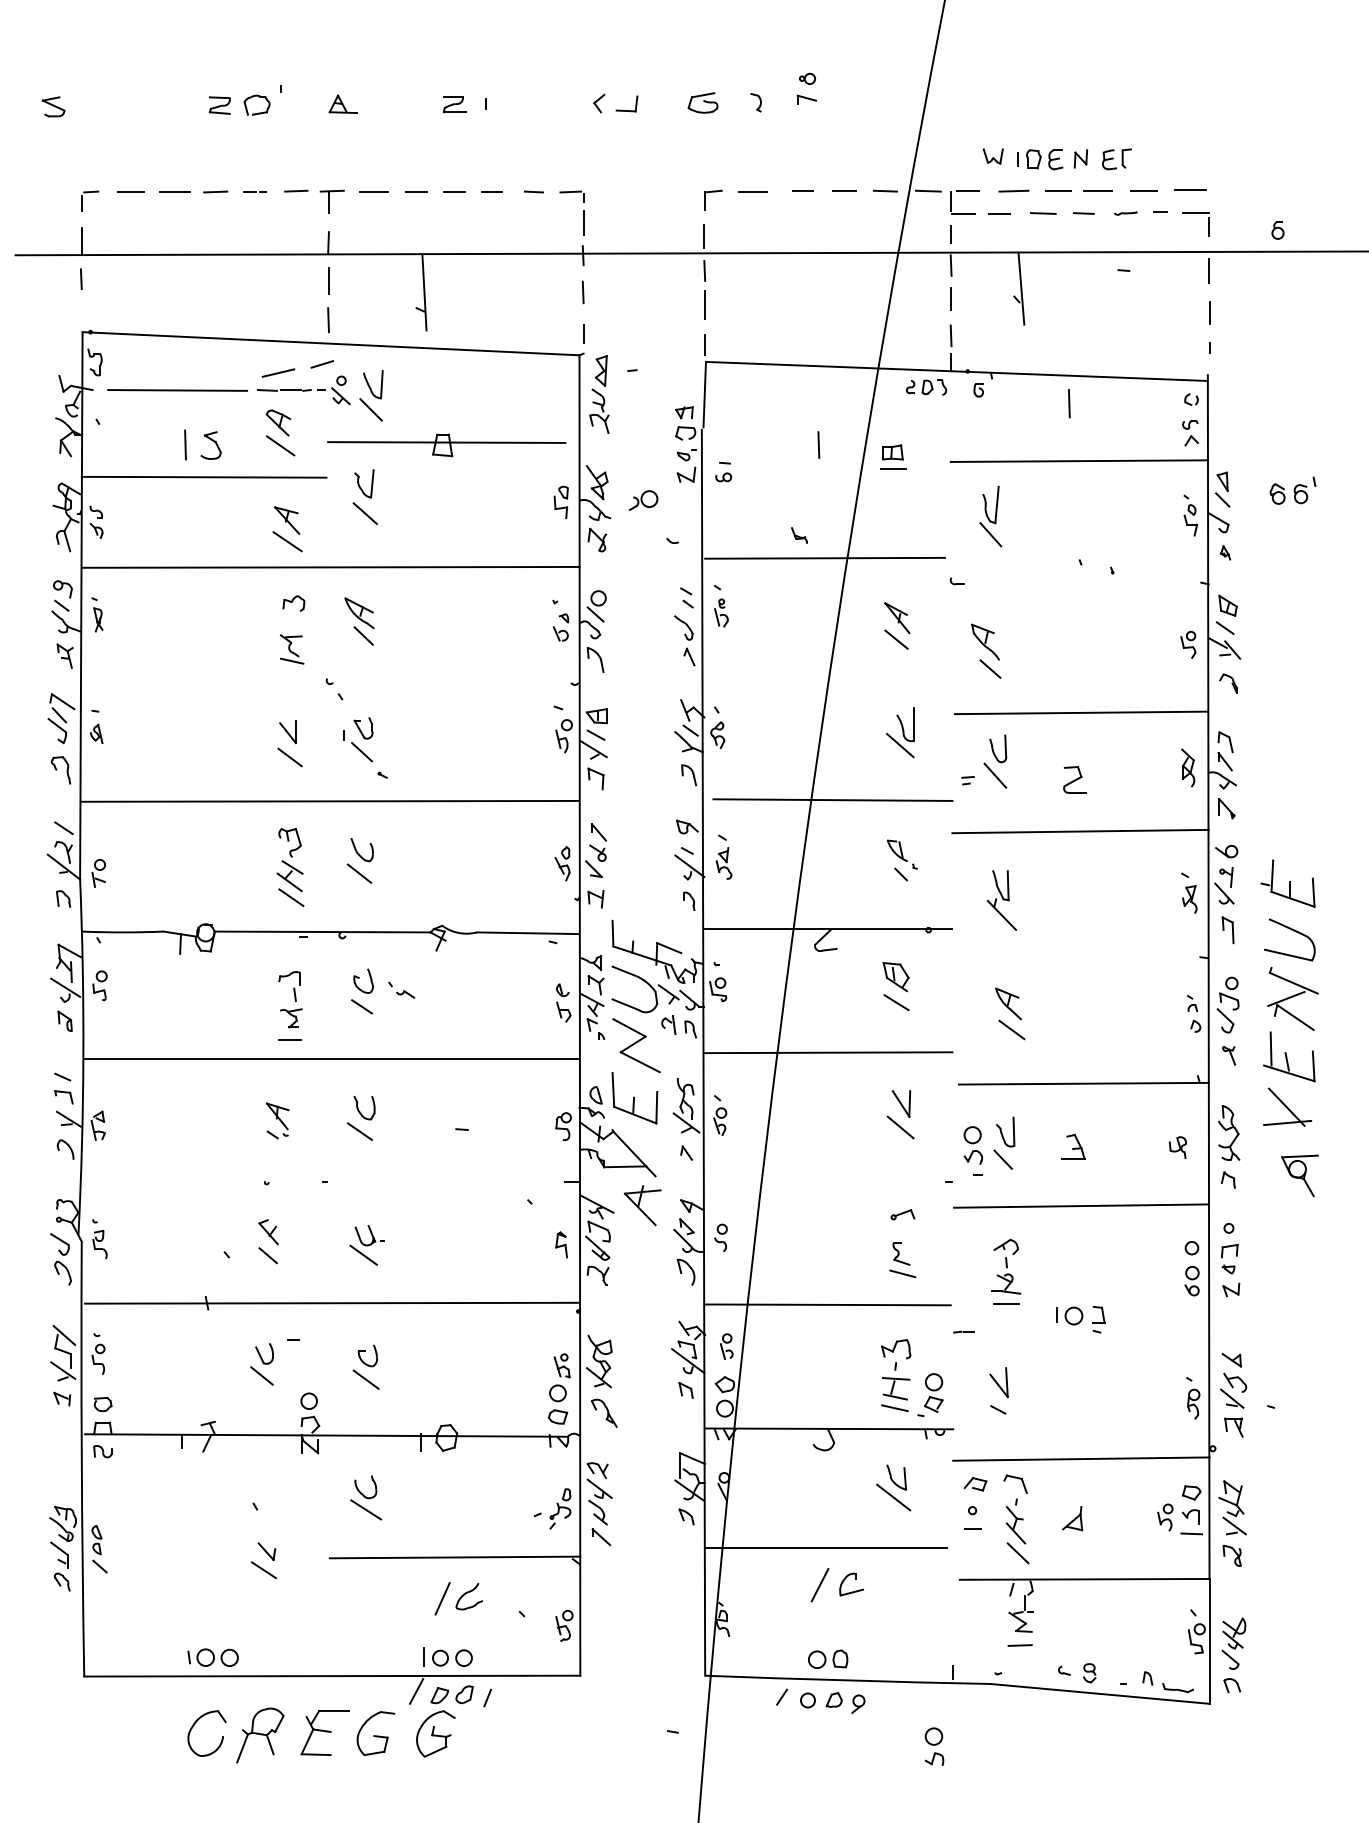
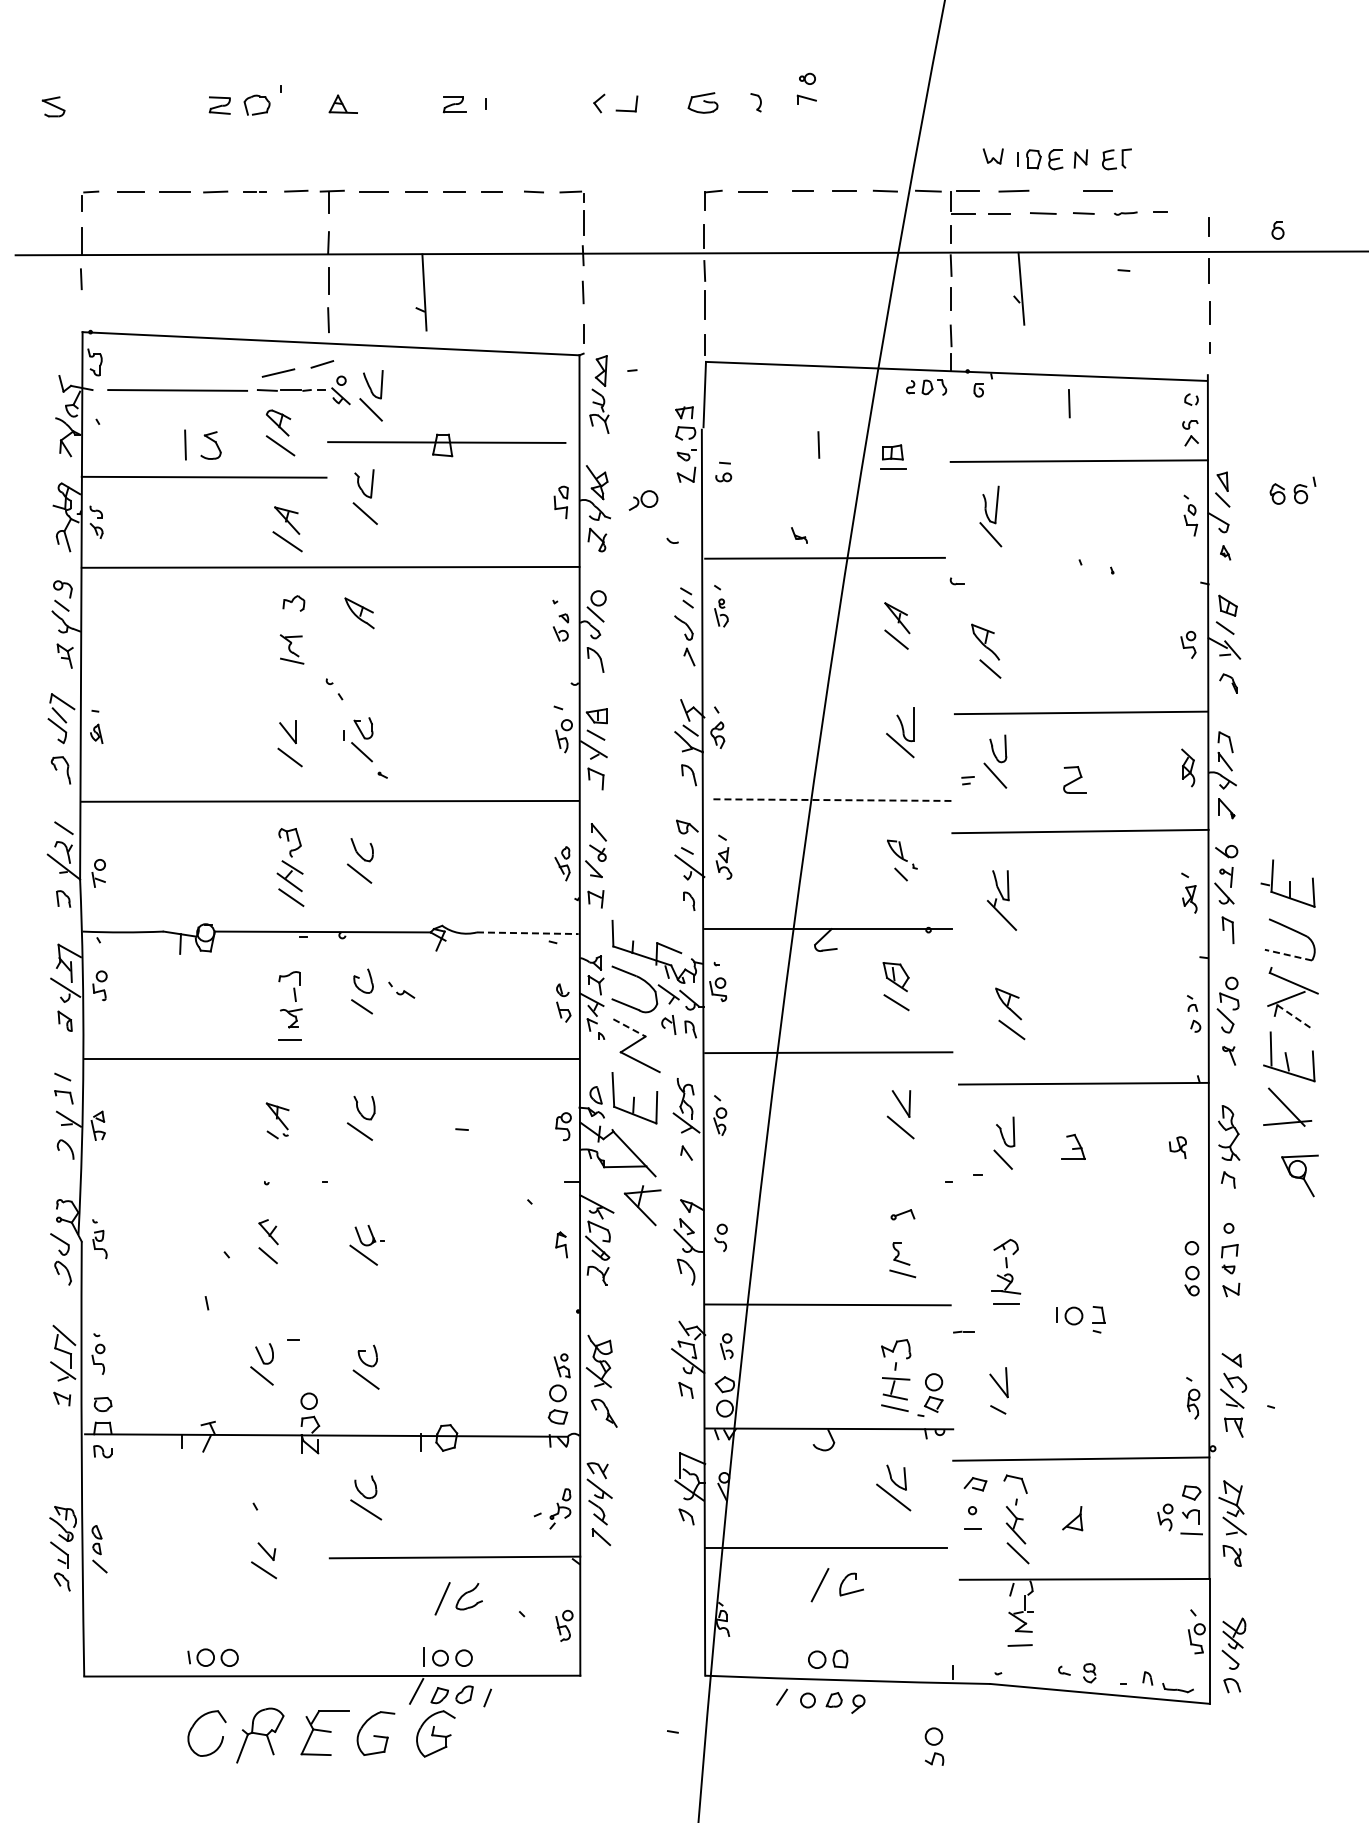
line: present -> none (1190, 189)
line: present -> none (1058, 190)
line: present -> none (1143, 190)
line: present -> none (1195, 213)
part: present -> none (97, 614)
line: present -> none (363, 635)
line: solid -> dashed (833, 800)
line: solid -> dashed (527, 933)
line: solid -> dashed (1287, 955)
line: solid -> dashed (1295, 1017)
line: solid -> dashed (629, 1028)
part: present -> none (973, 1145)
line: present -> none (1080, 1205)
line: present -> none (332, 1302)
